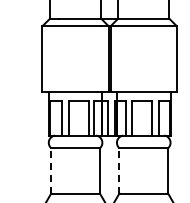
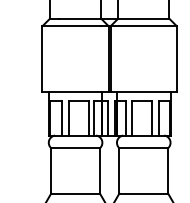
line: dashed -> solid (51, 170)
line: dashed -> solid (119, 170)
